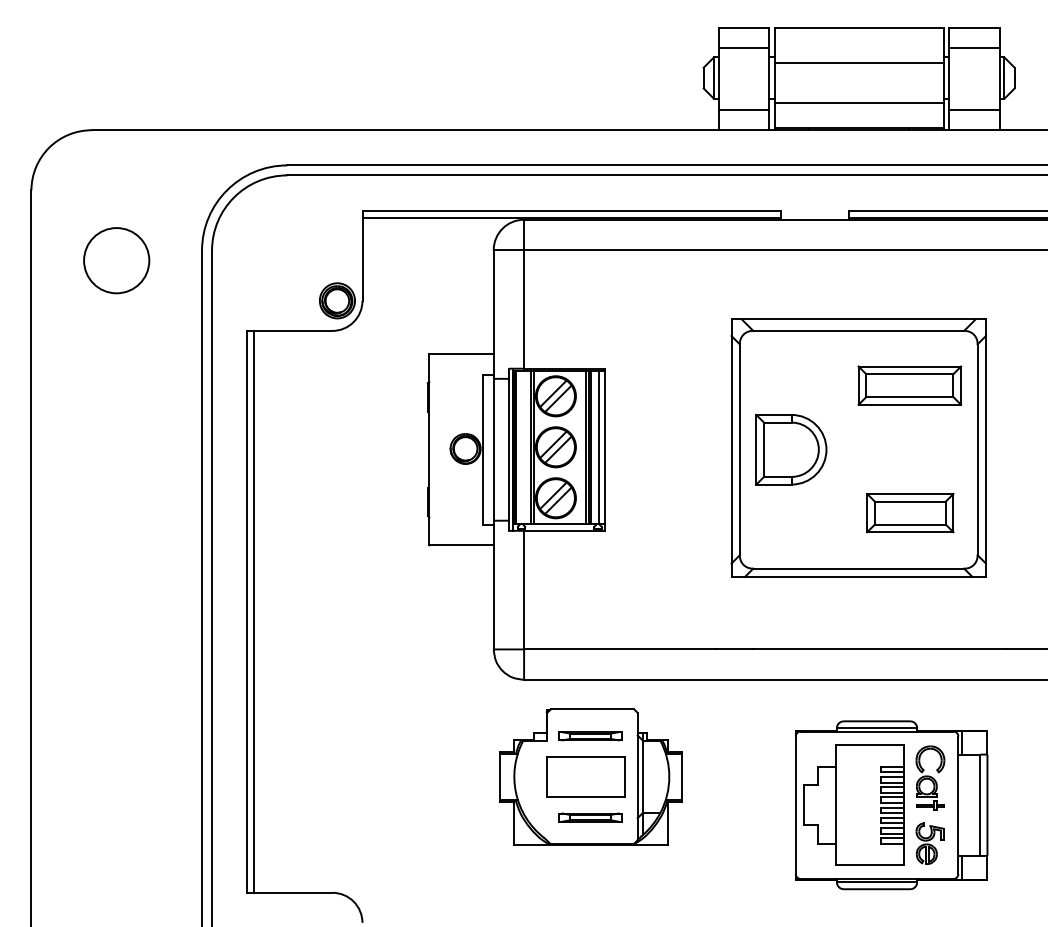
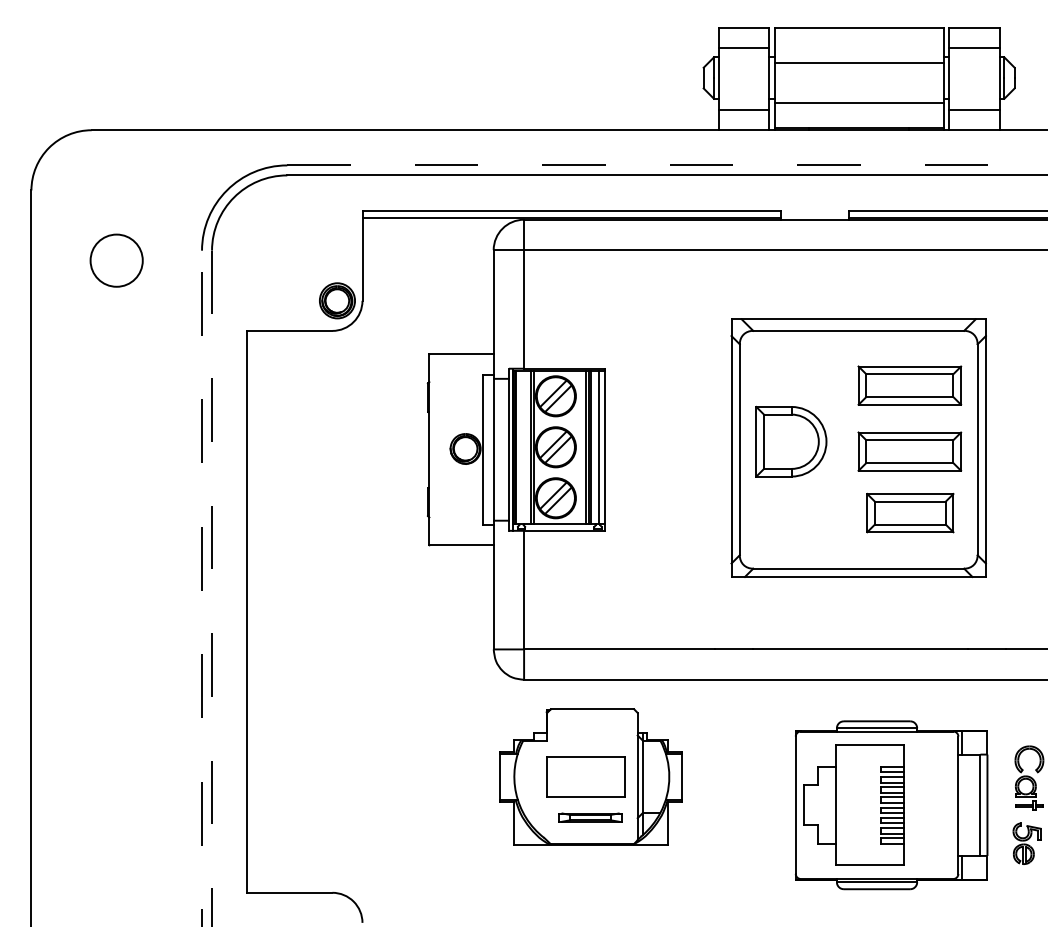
line: solid -> dashed (667, 165)
circle diameter: 65 px -> 52 px (116, 260)
part position: (791, 449) -> (791, 441) (791, 441)
part: none -> present (909, 451)
line: solid -> dashed (201, 588)
line: solid -> dashed (212, 588)
line: present -> none (253, 611)
part: present -> none (590, 736)
part position: (930, 777) -> (1029, 777) (1029, 777)
part position: (929, 843) -> (1026, 843) (1026, 843)
